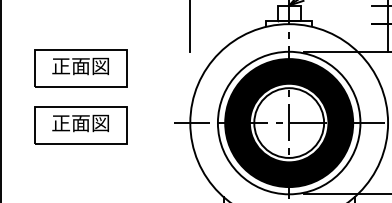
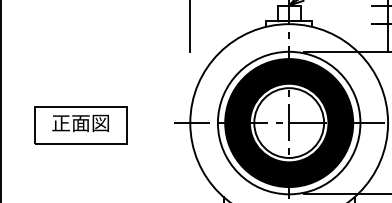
part: present -> none (80, 68)
